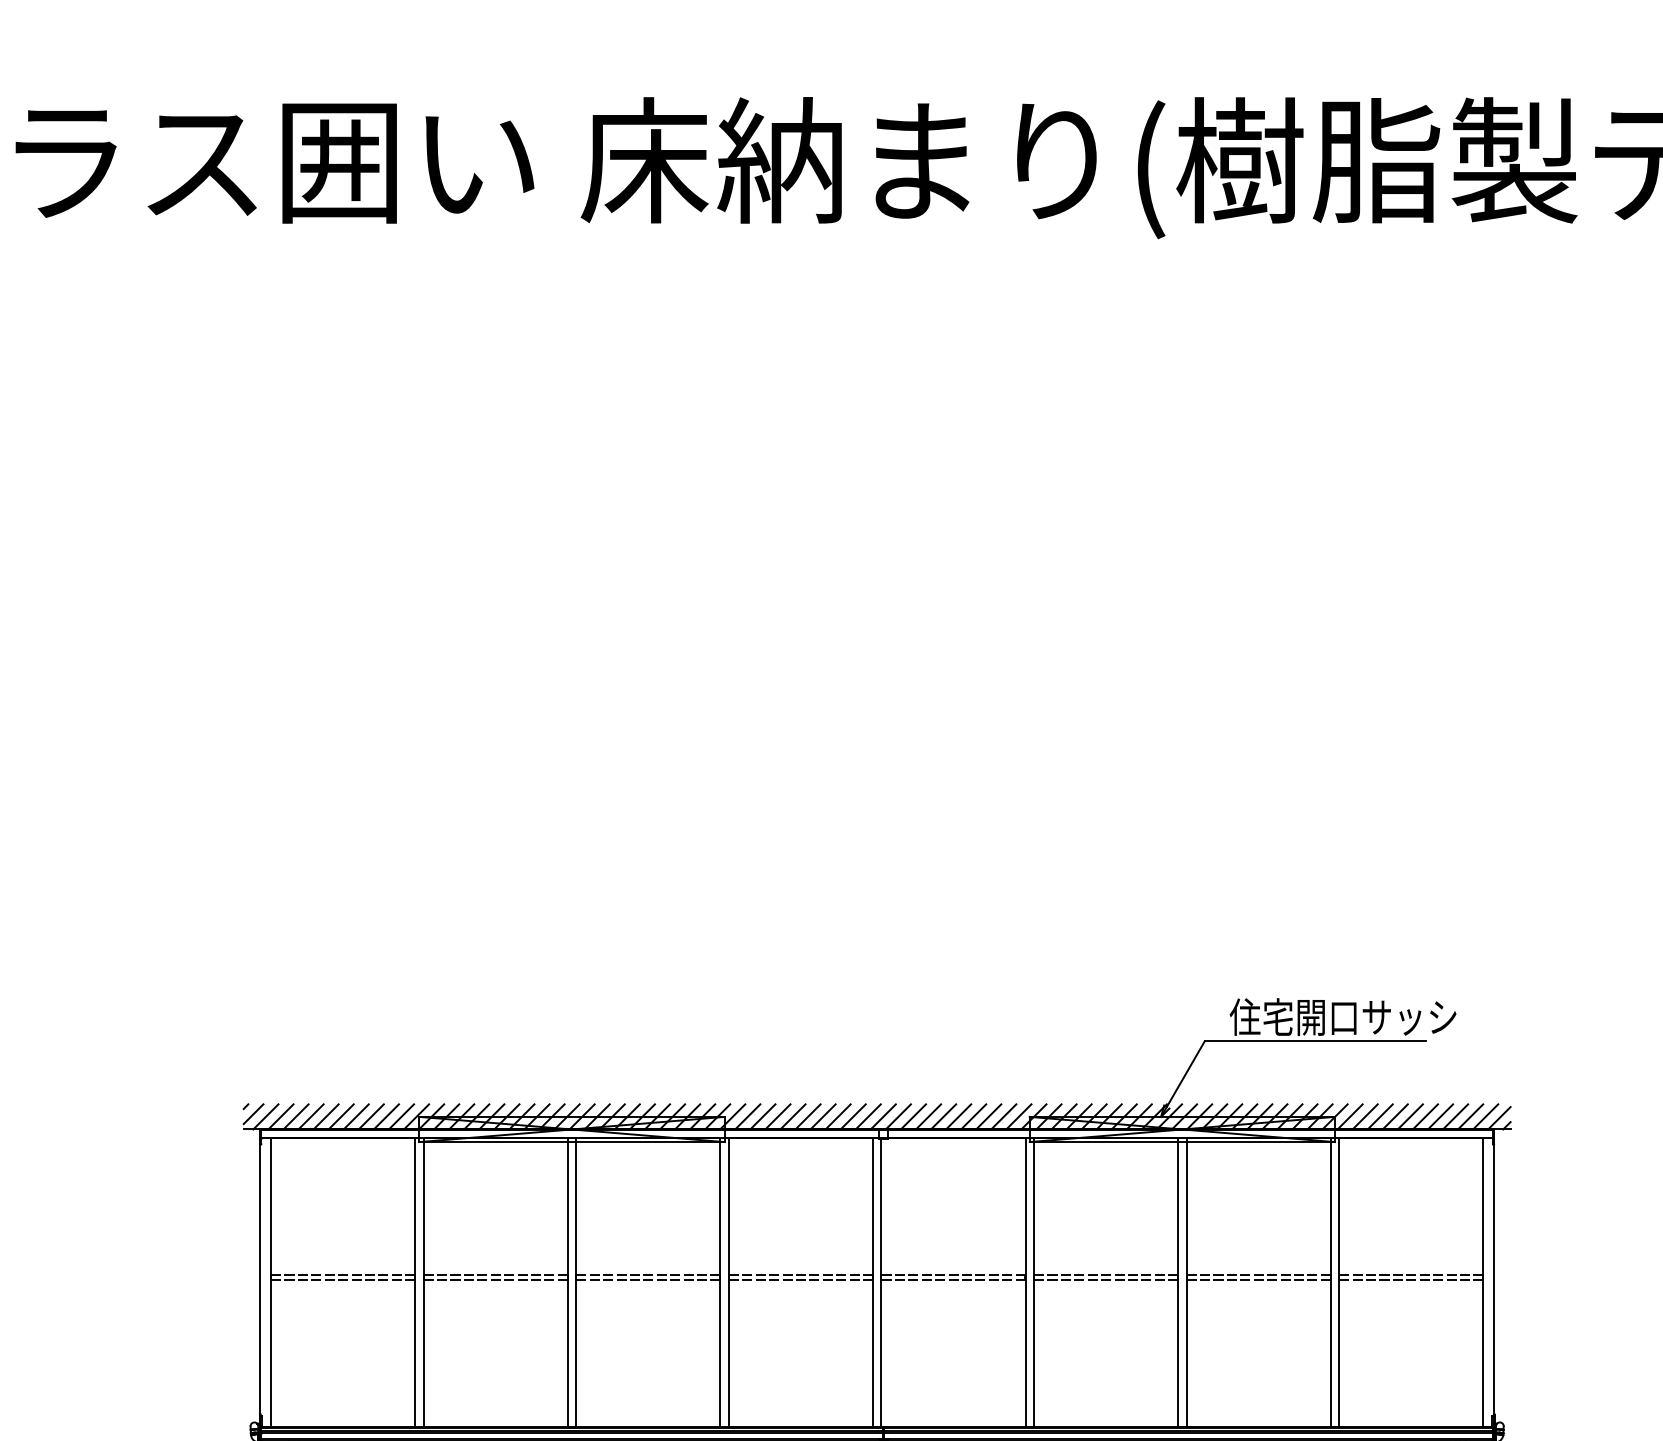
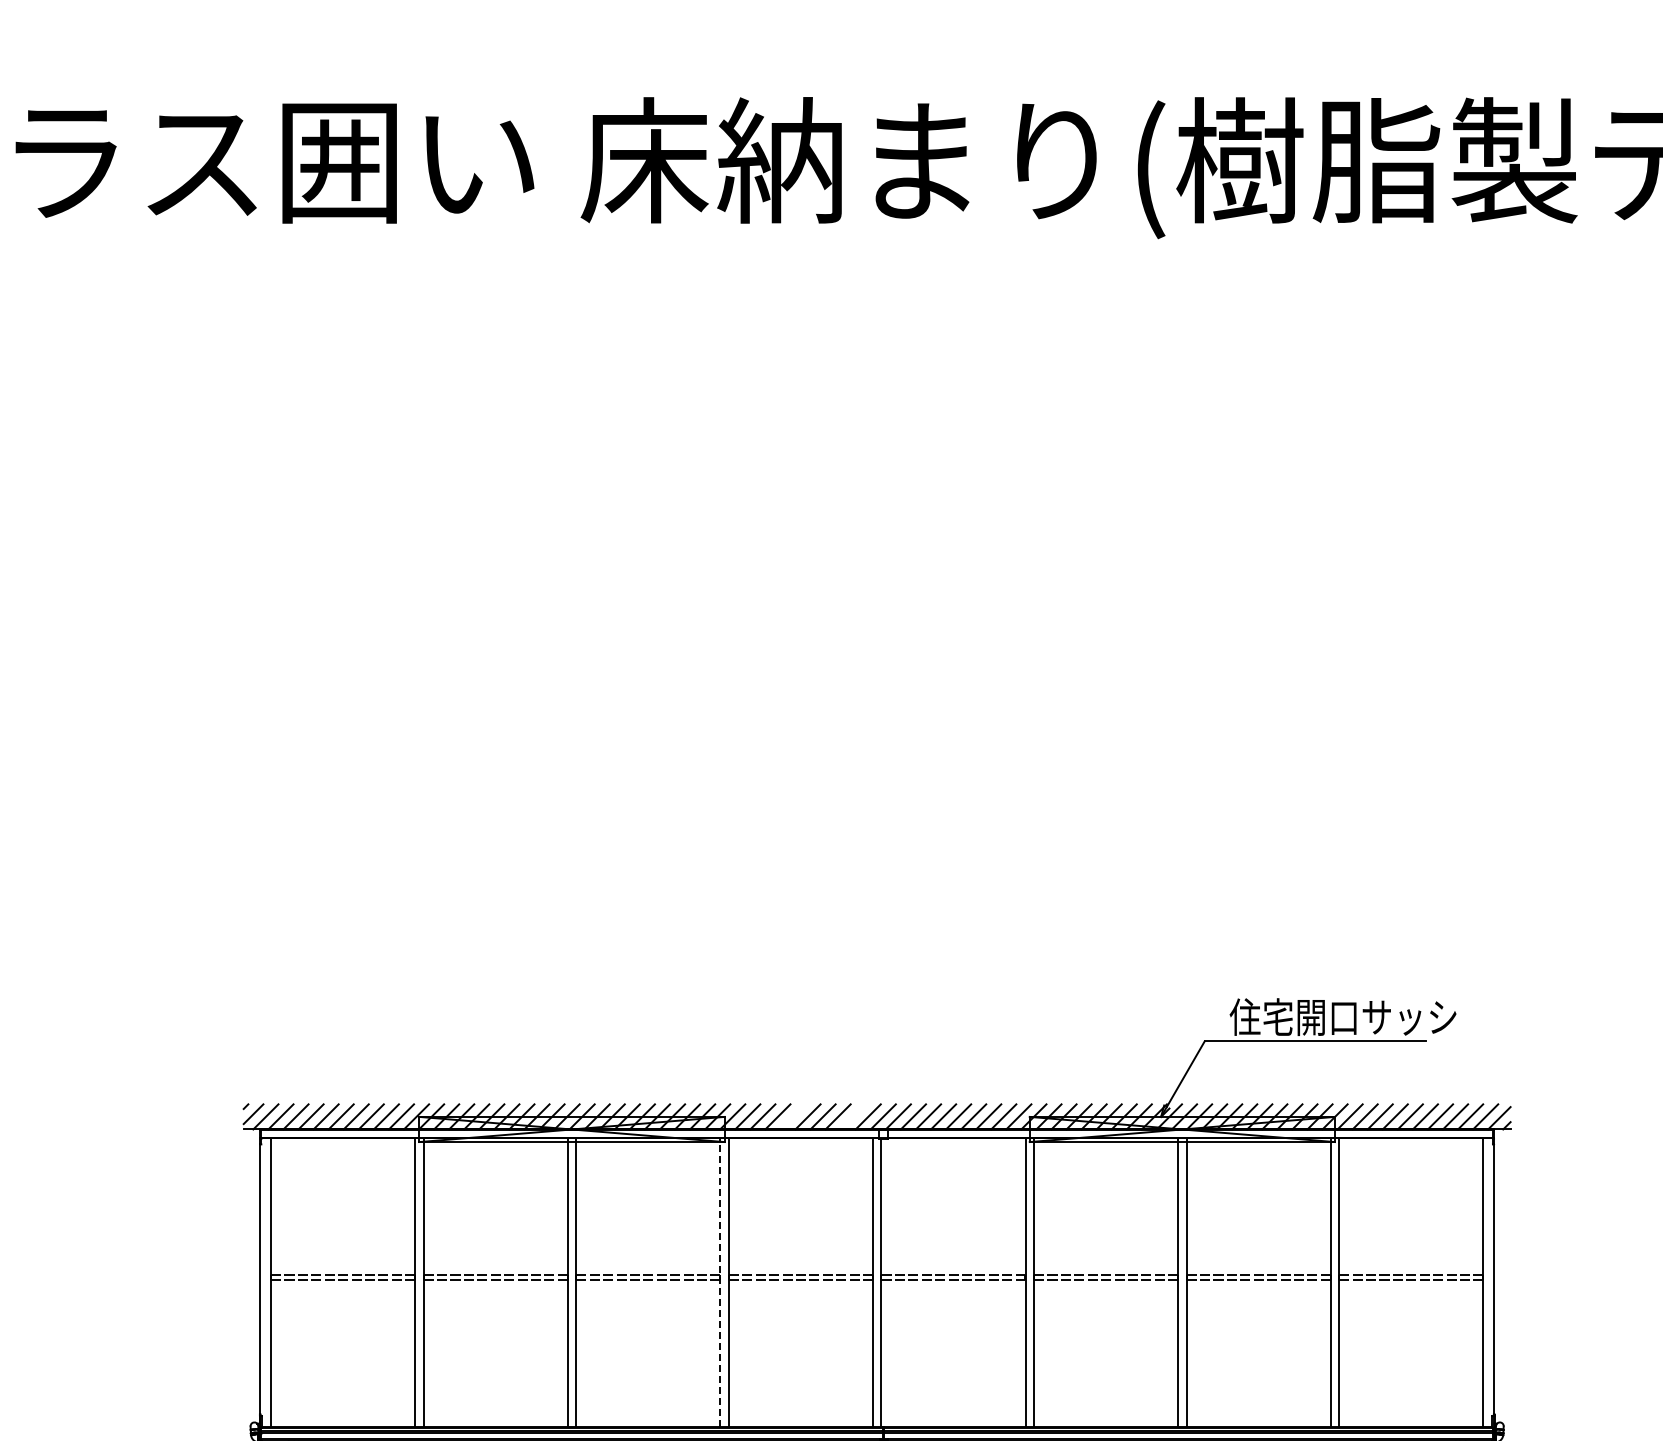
line: present -> none (792, 1116)
line: present -> none (852, 1116)
line: solid -> dashed (720, 1282)
